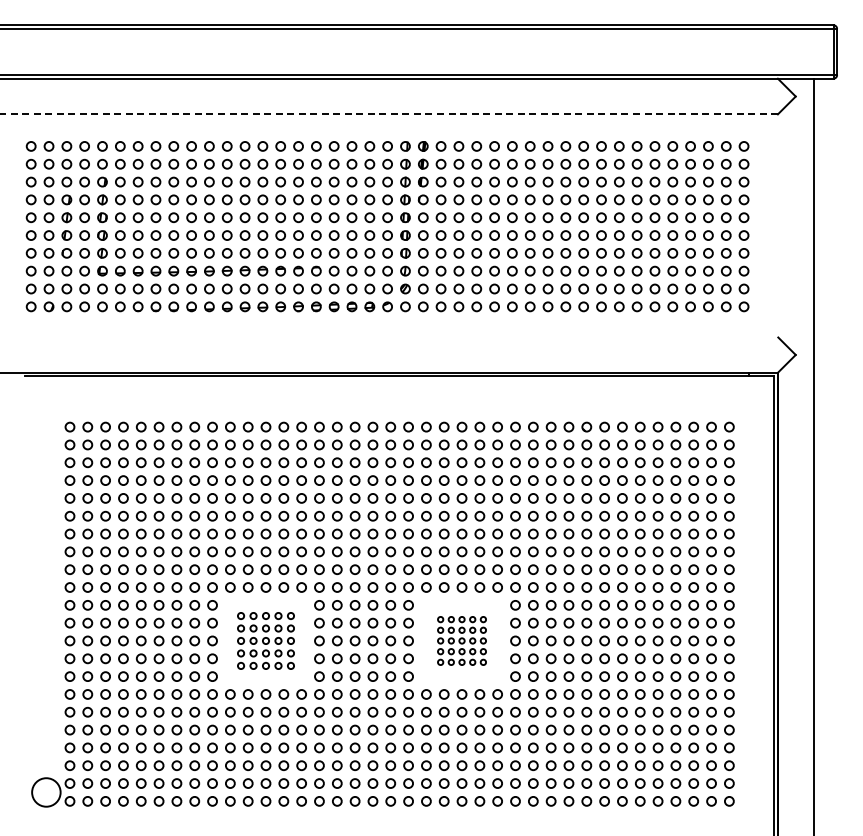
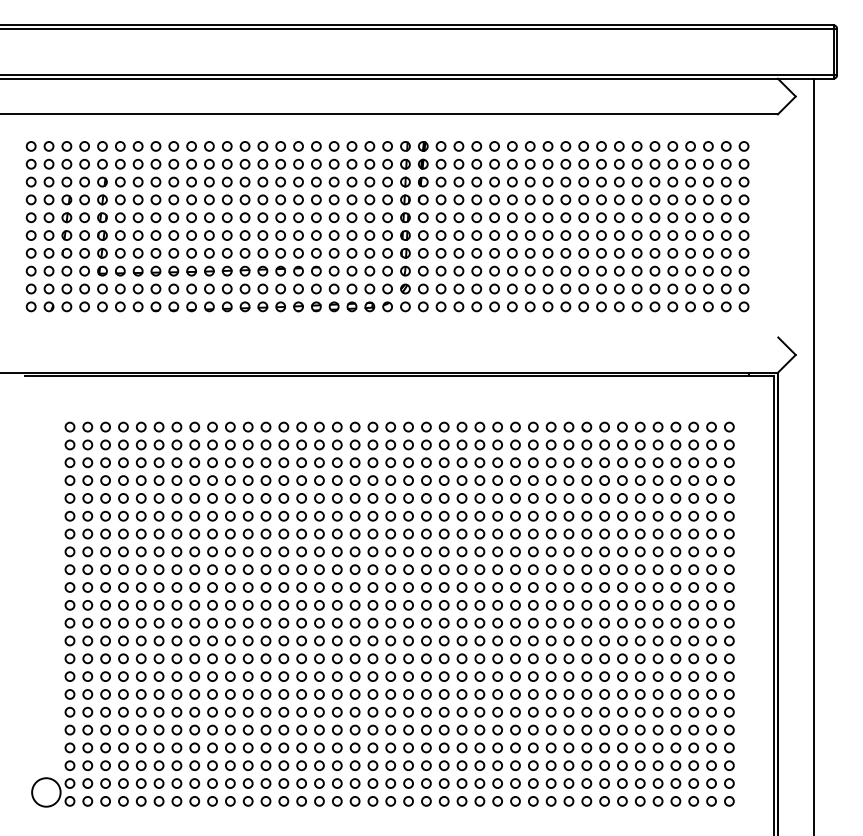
line: dashed -> solid (389, 114)
part size: 58x58 px -> 82x82 px (265, 640)
part size: 50x50 px -> 82x82 px (461, 640)
